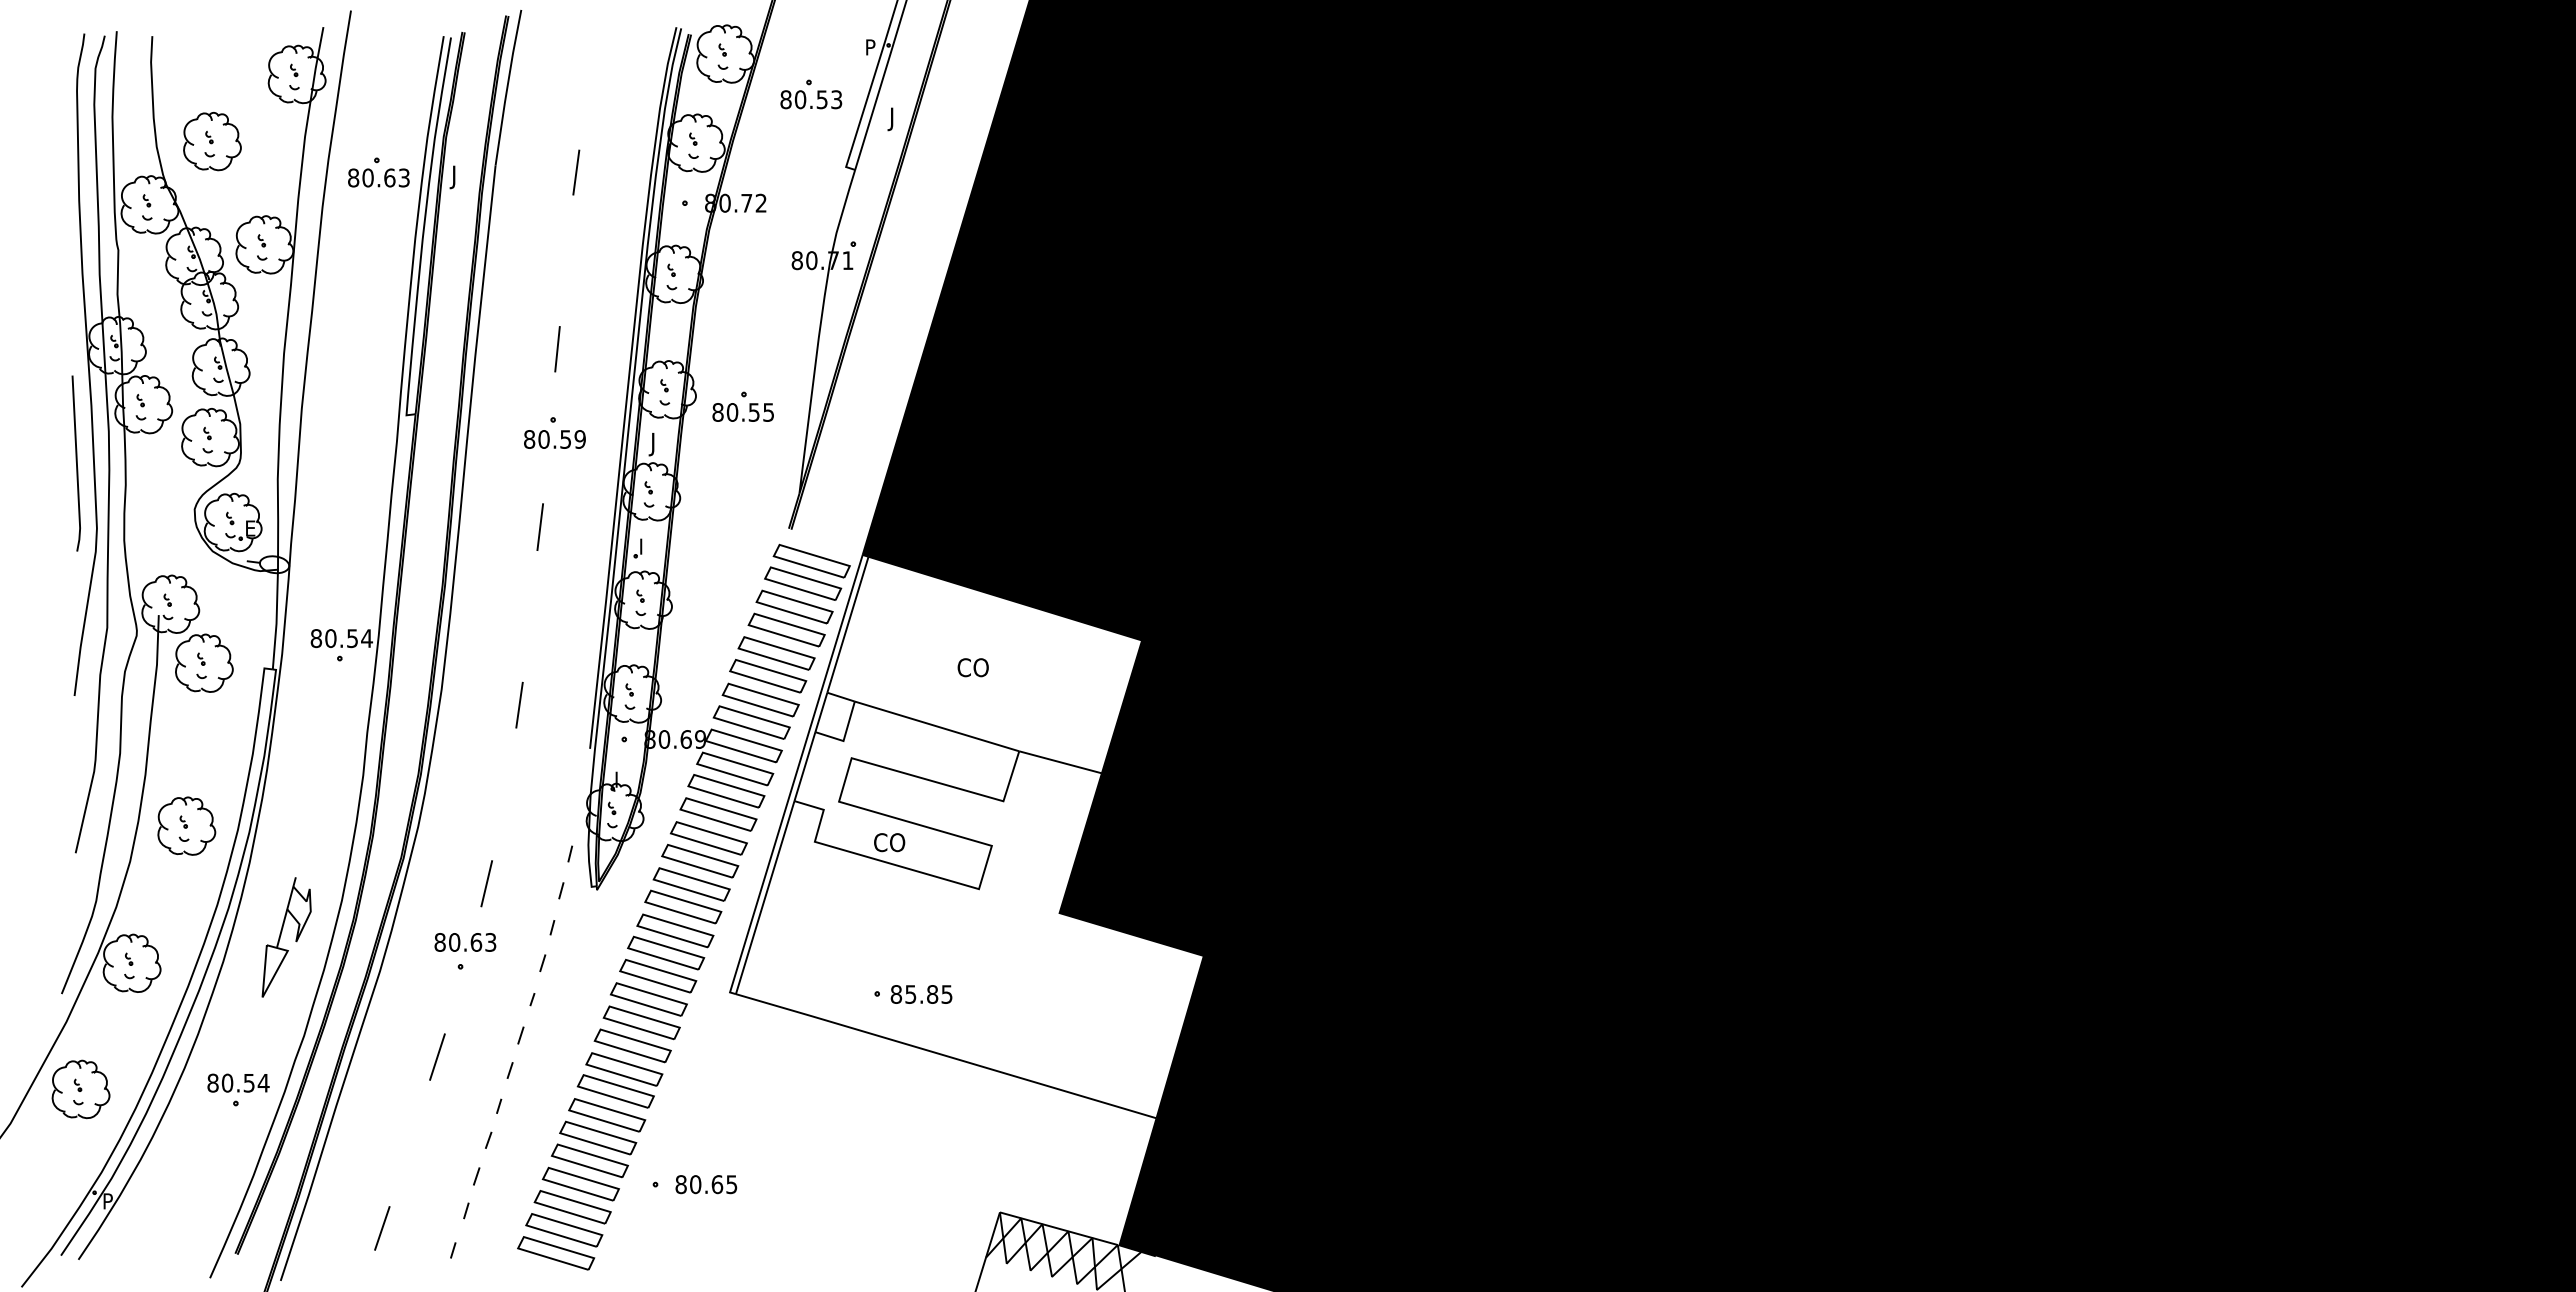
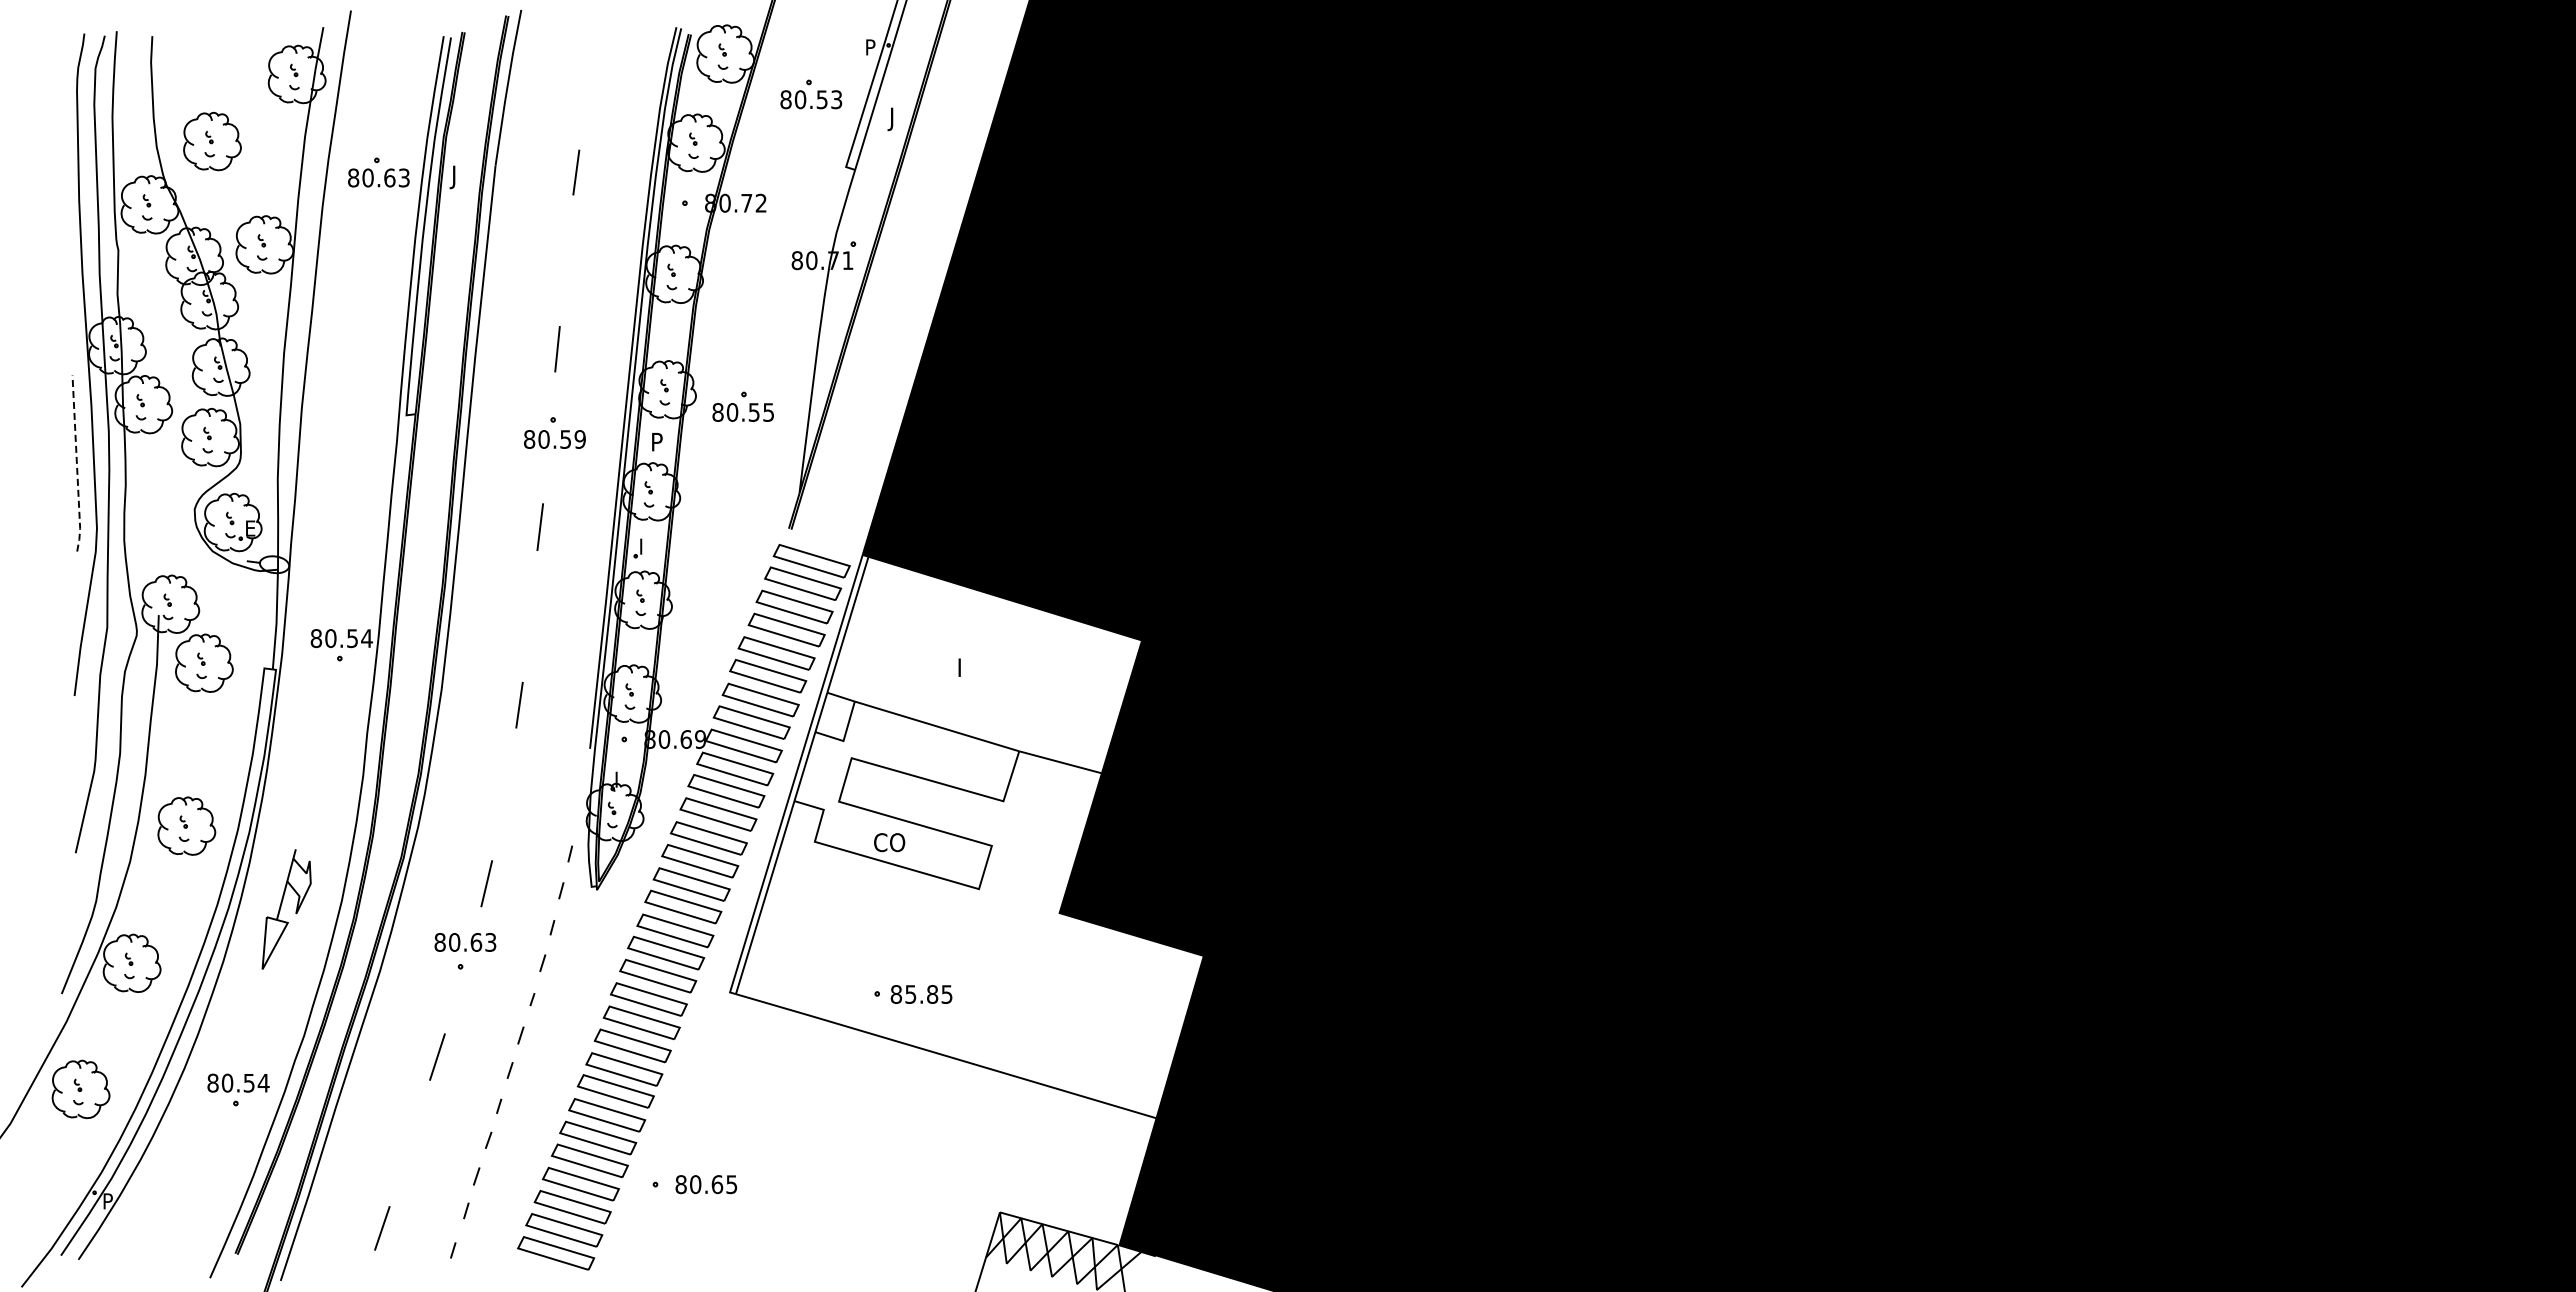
text: J -> P (655, 444)
line: solid -> dashed (76, 464)
text: CO -> I (972, 667)
part position: (286, 937) -> (286, 909) (286, 909)
